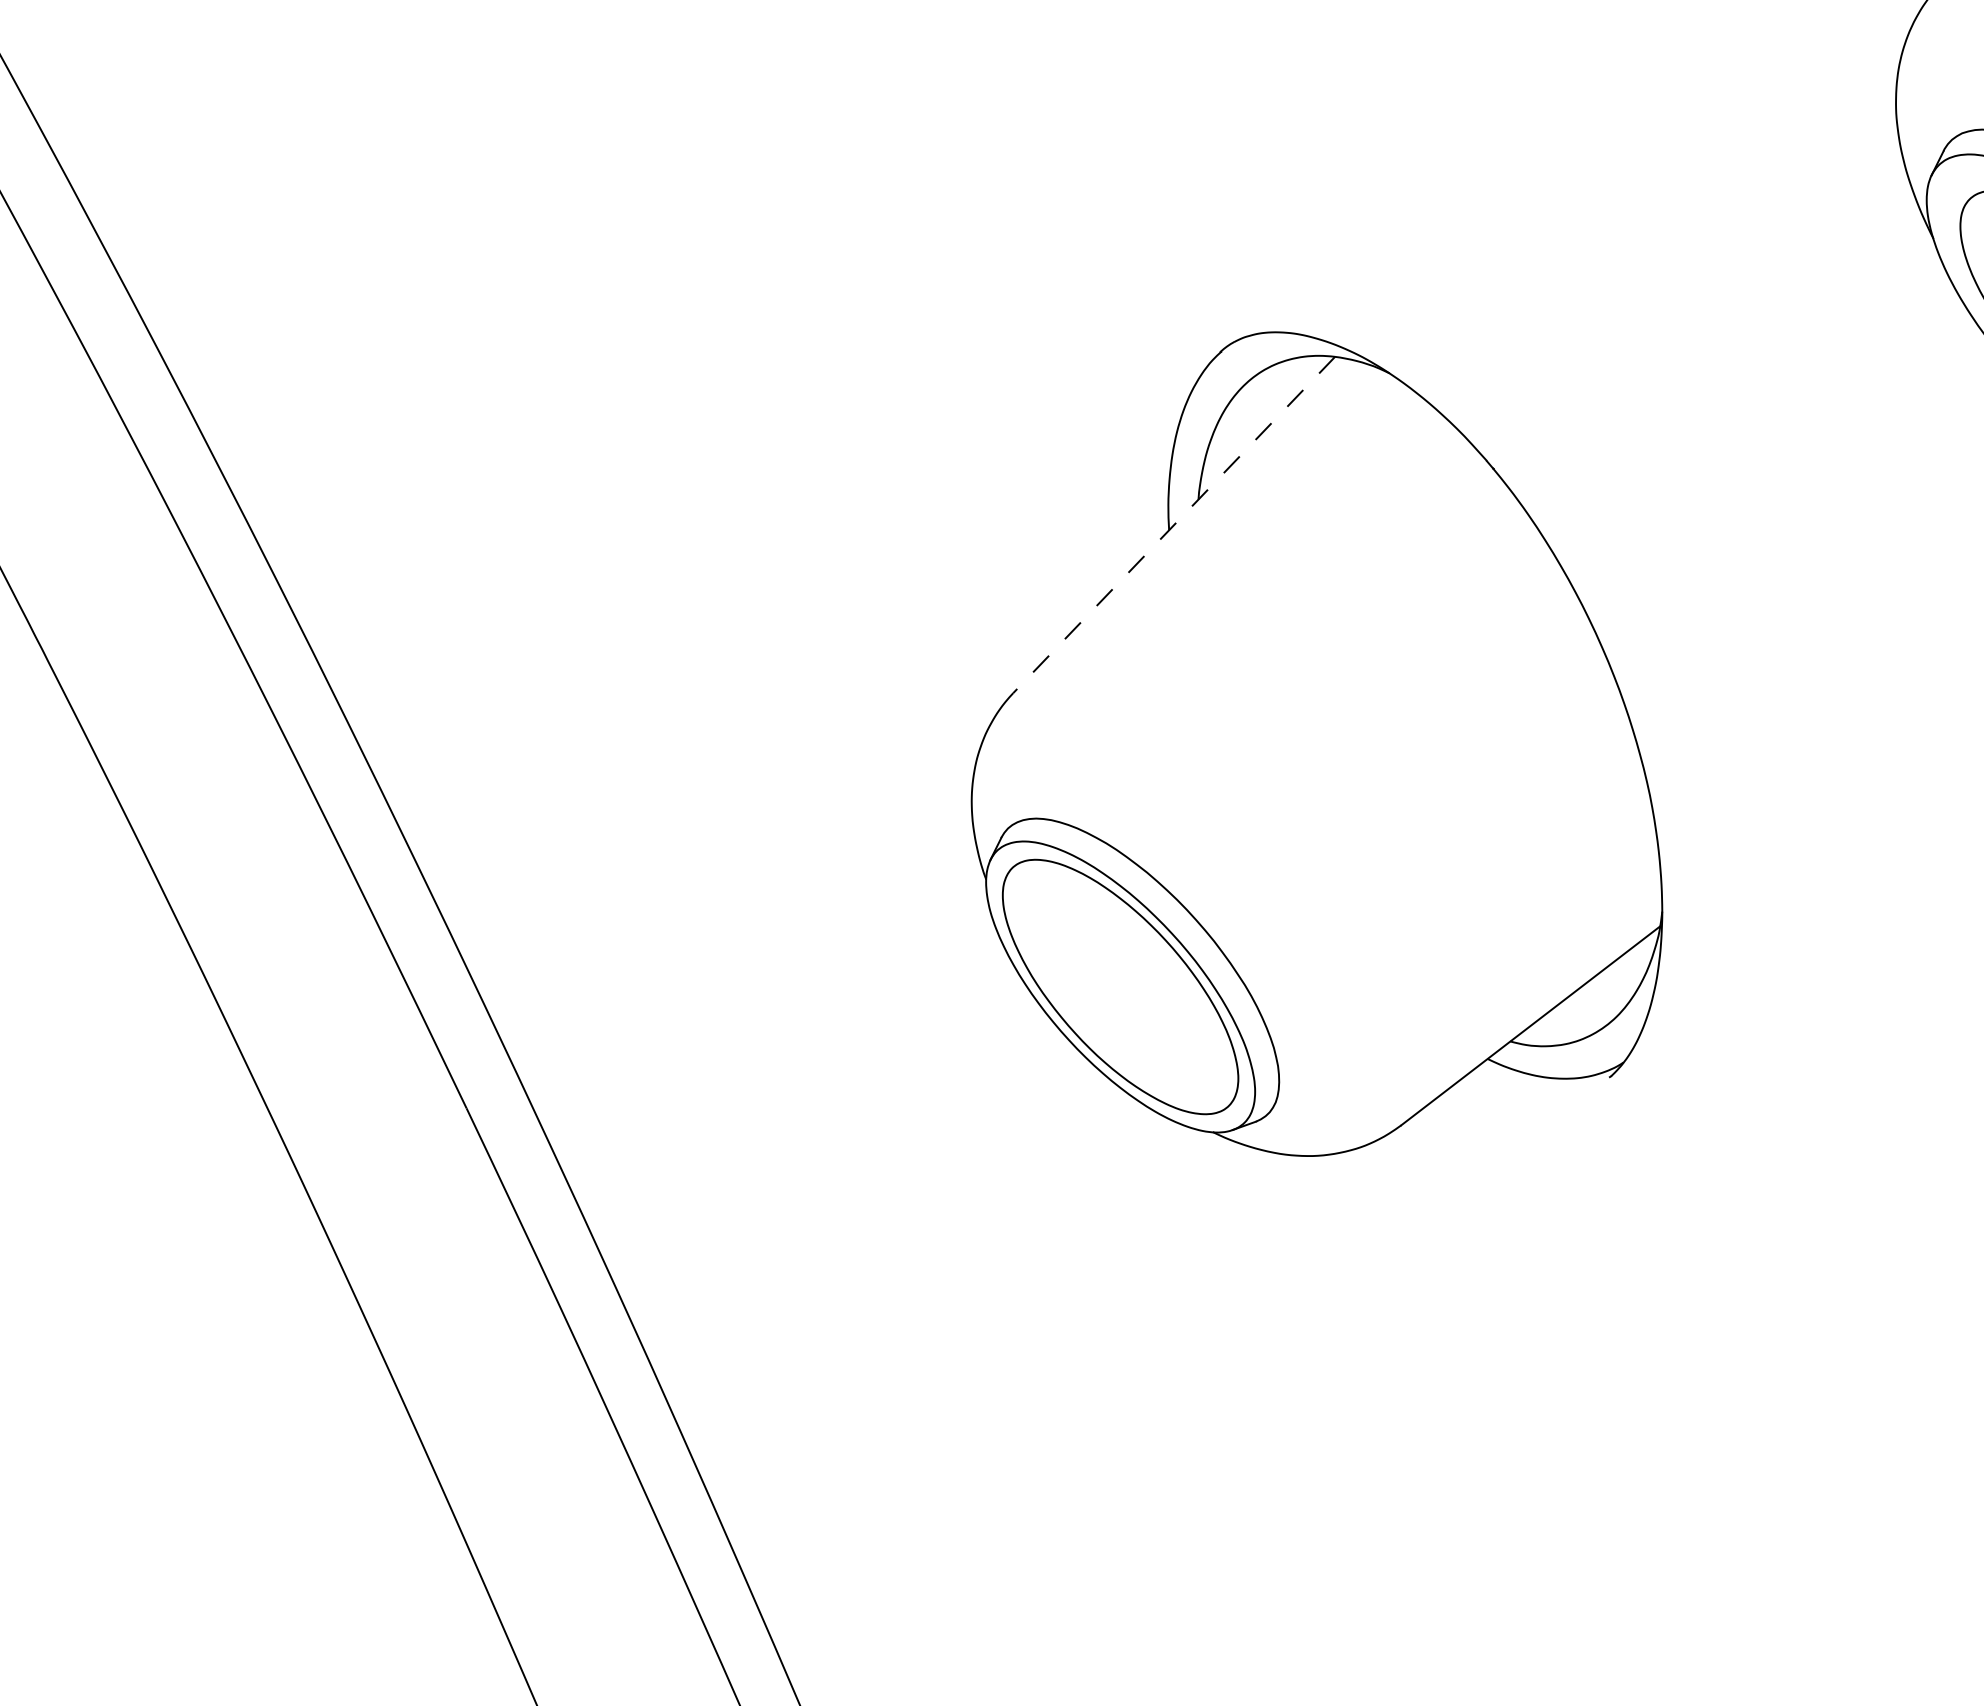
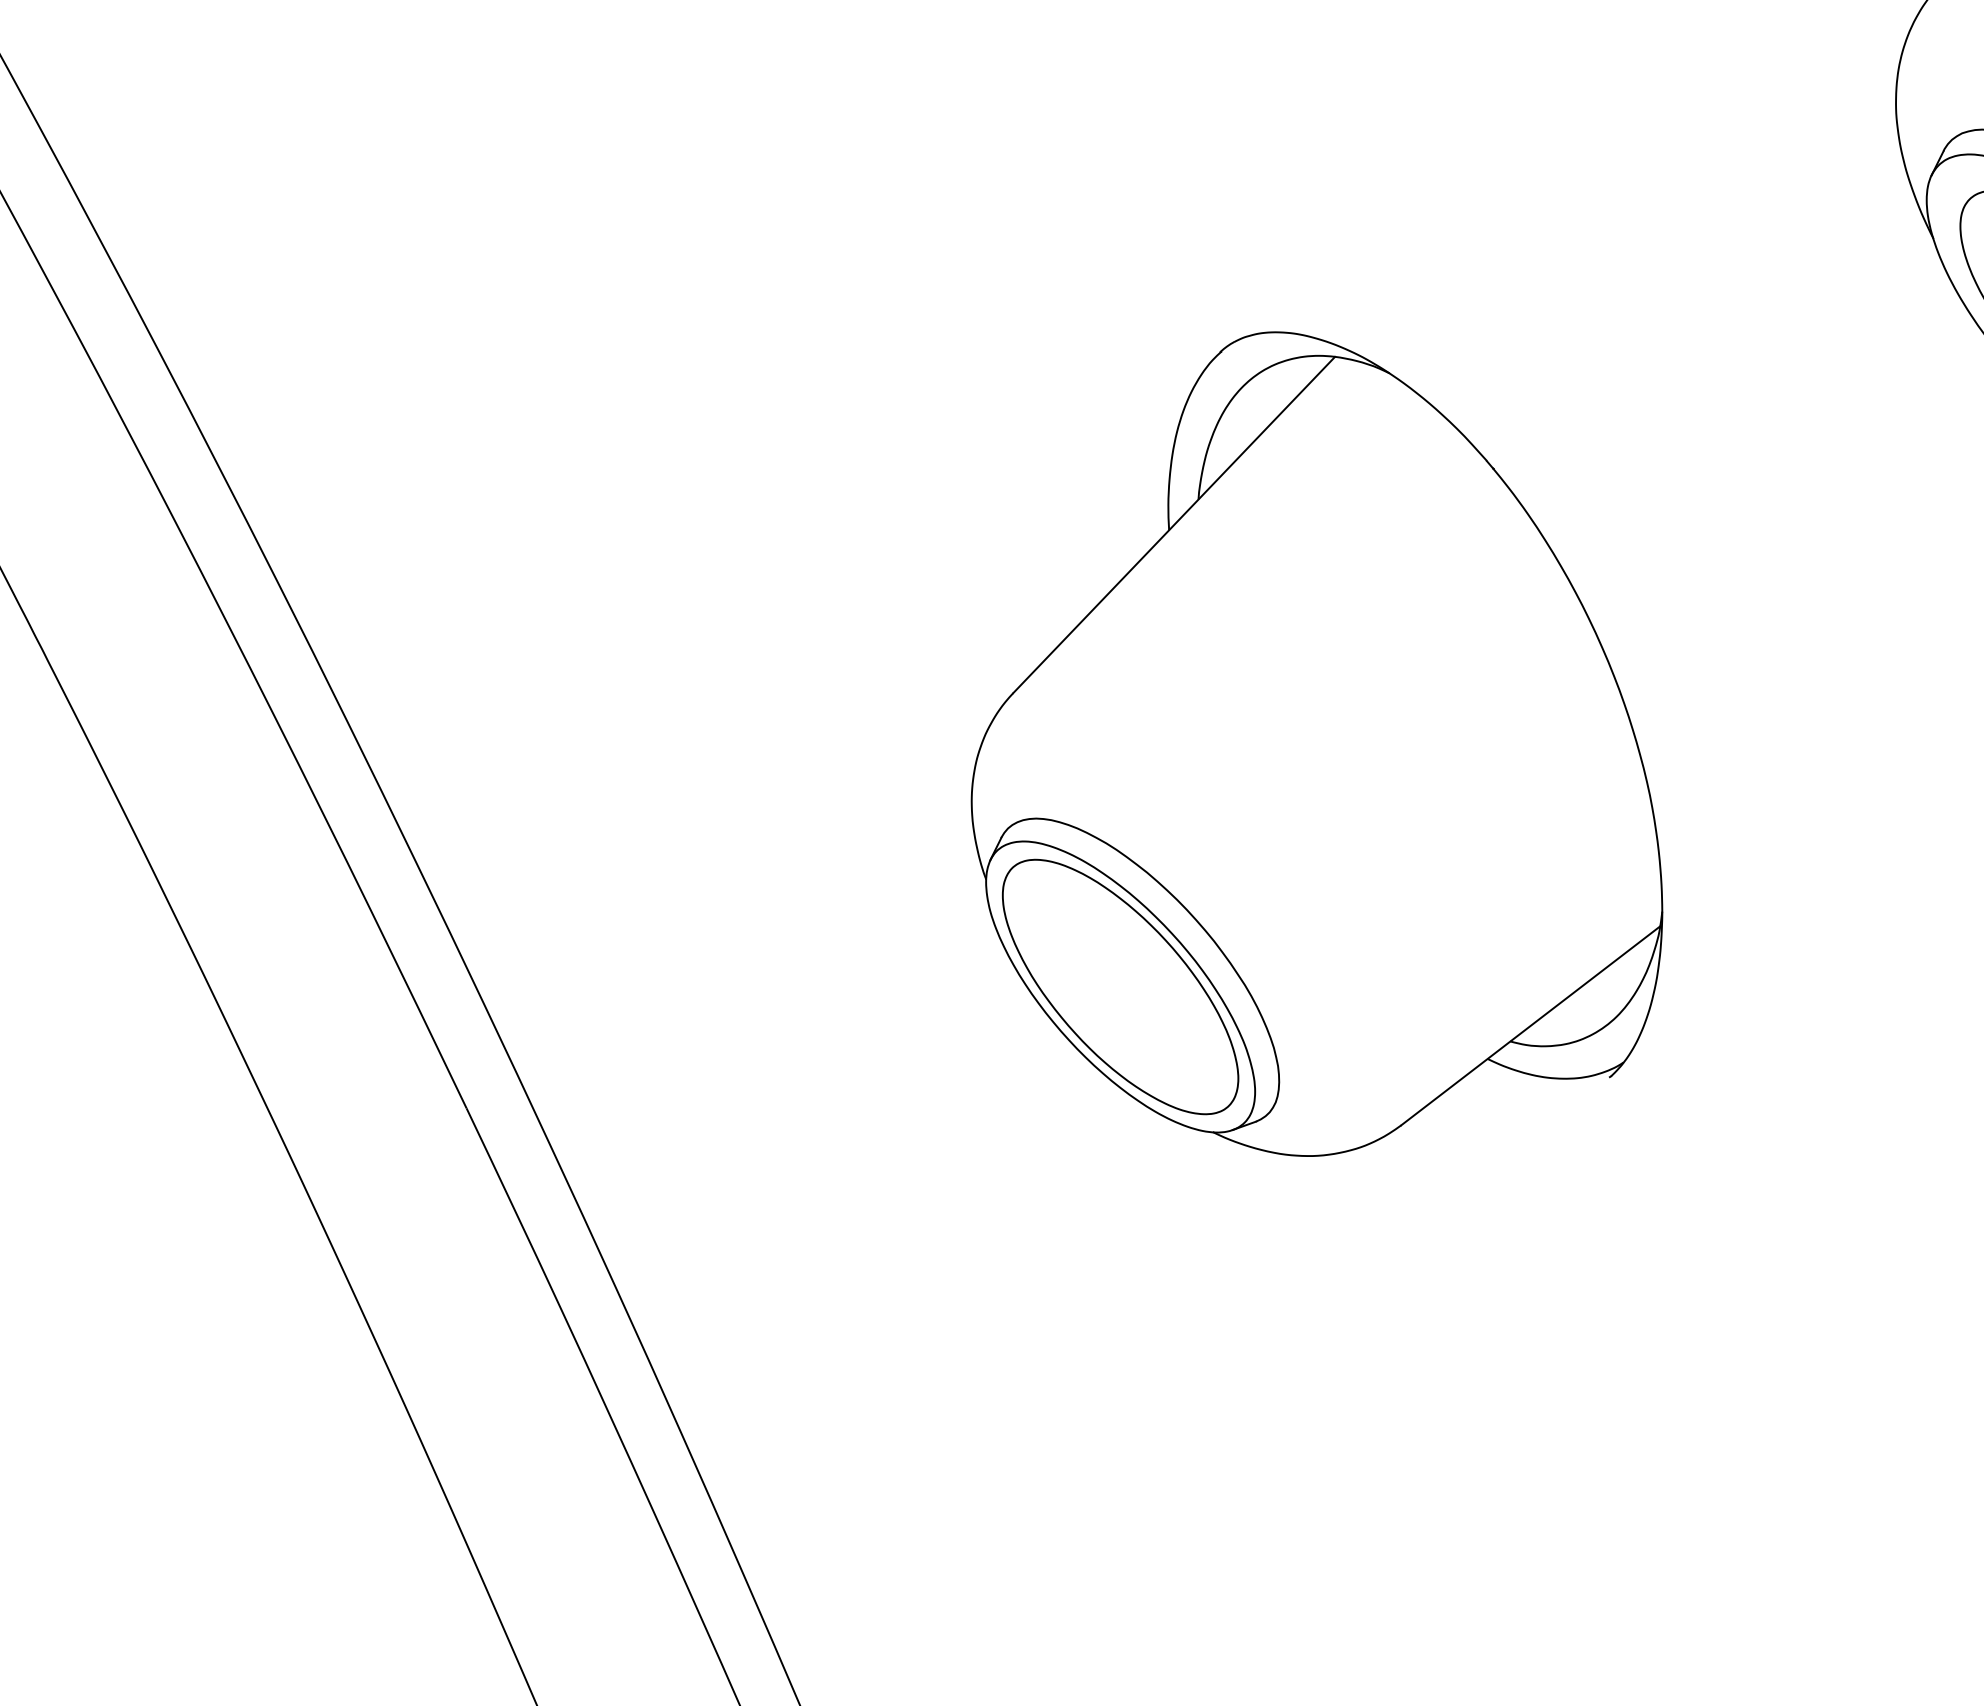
line: dashed -> solid (1174, 524)
